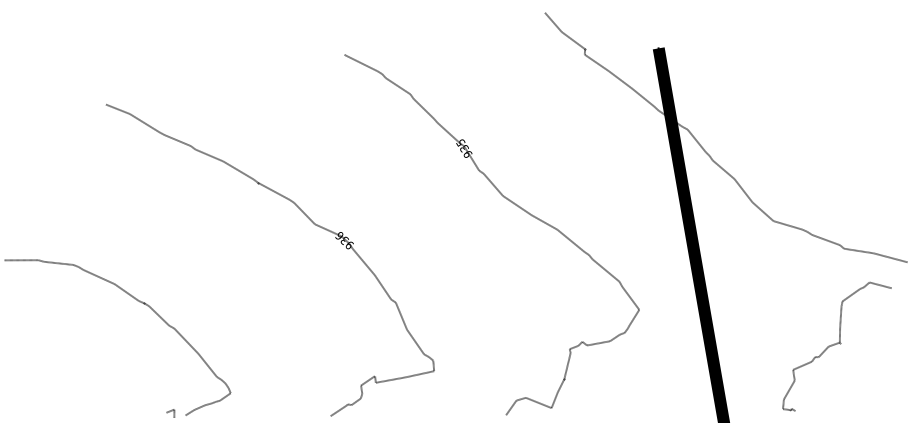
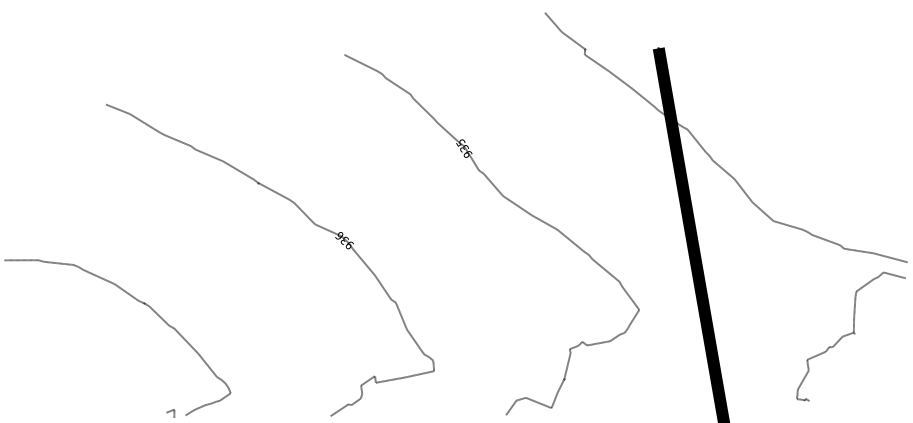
curve position: (836, 344) -> (850, 334) (850, 334)
